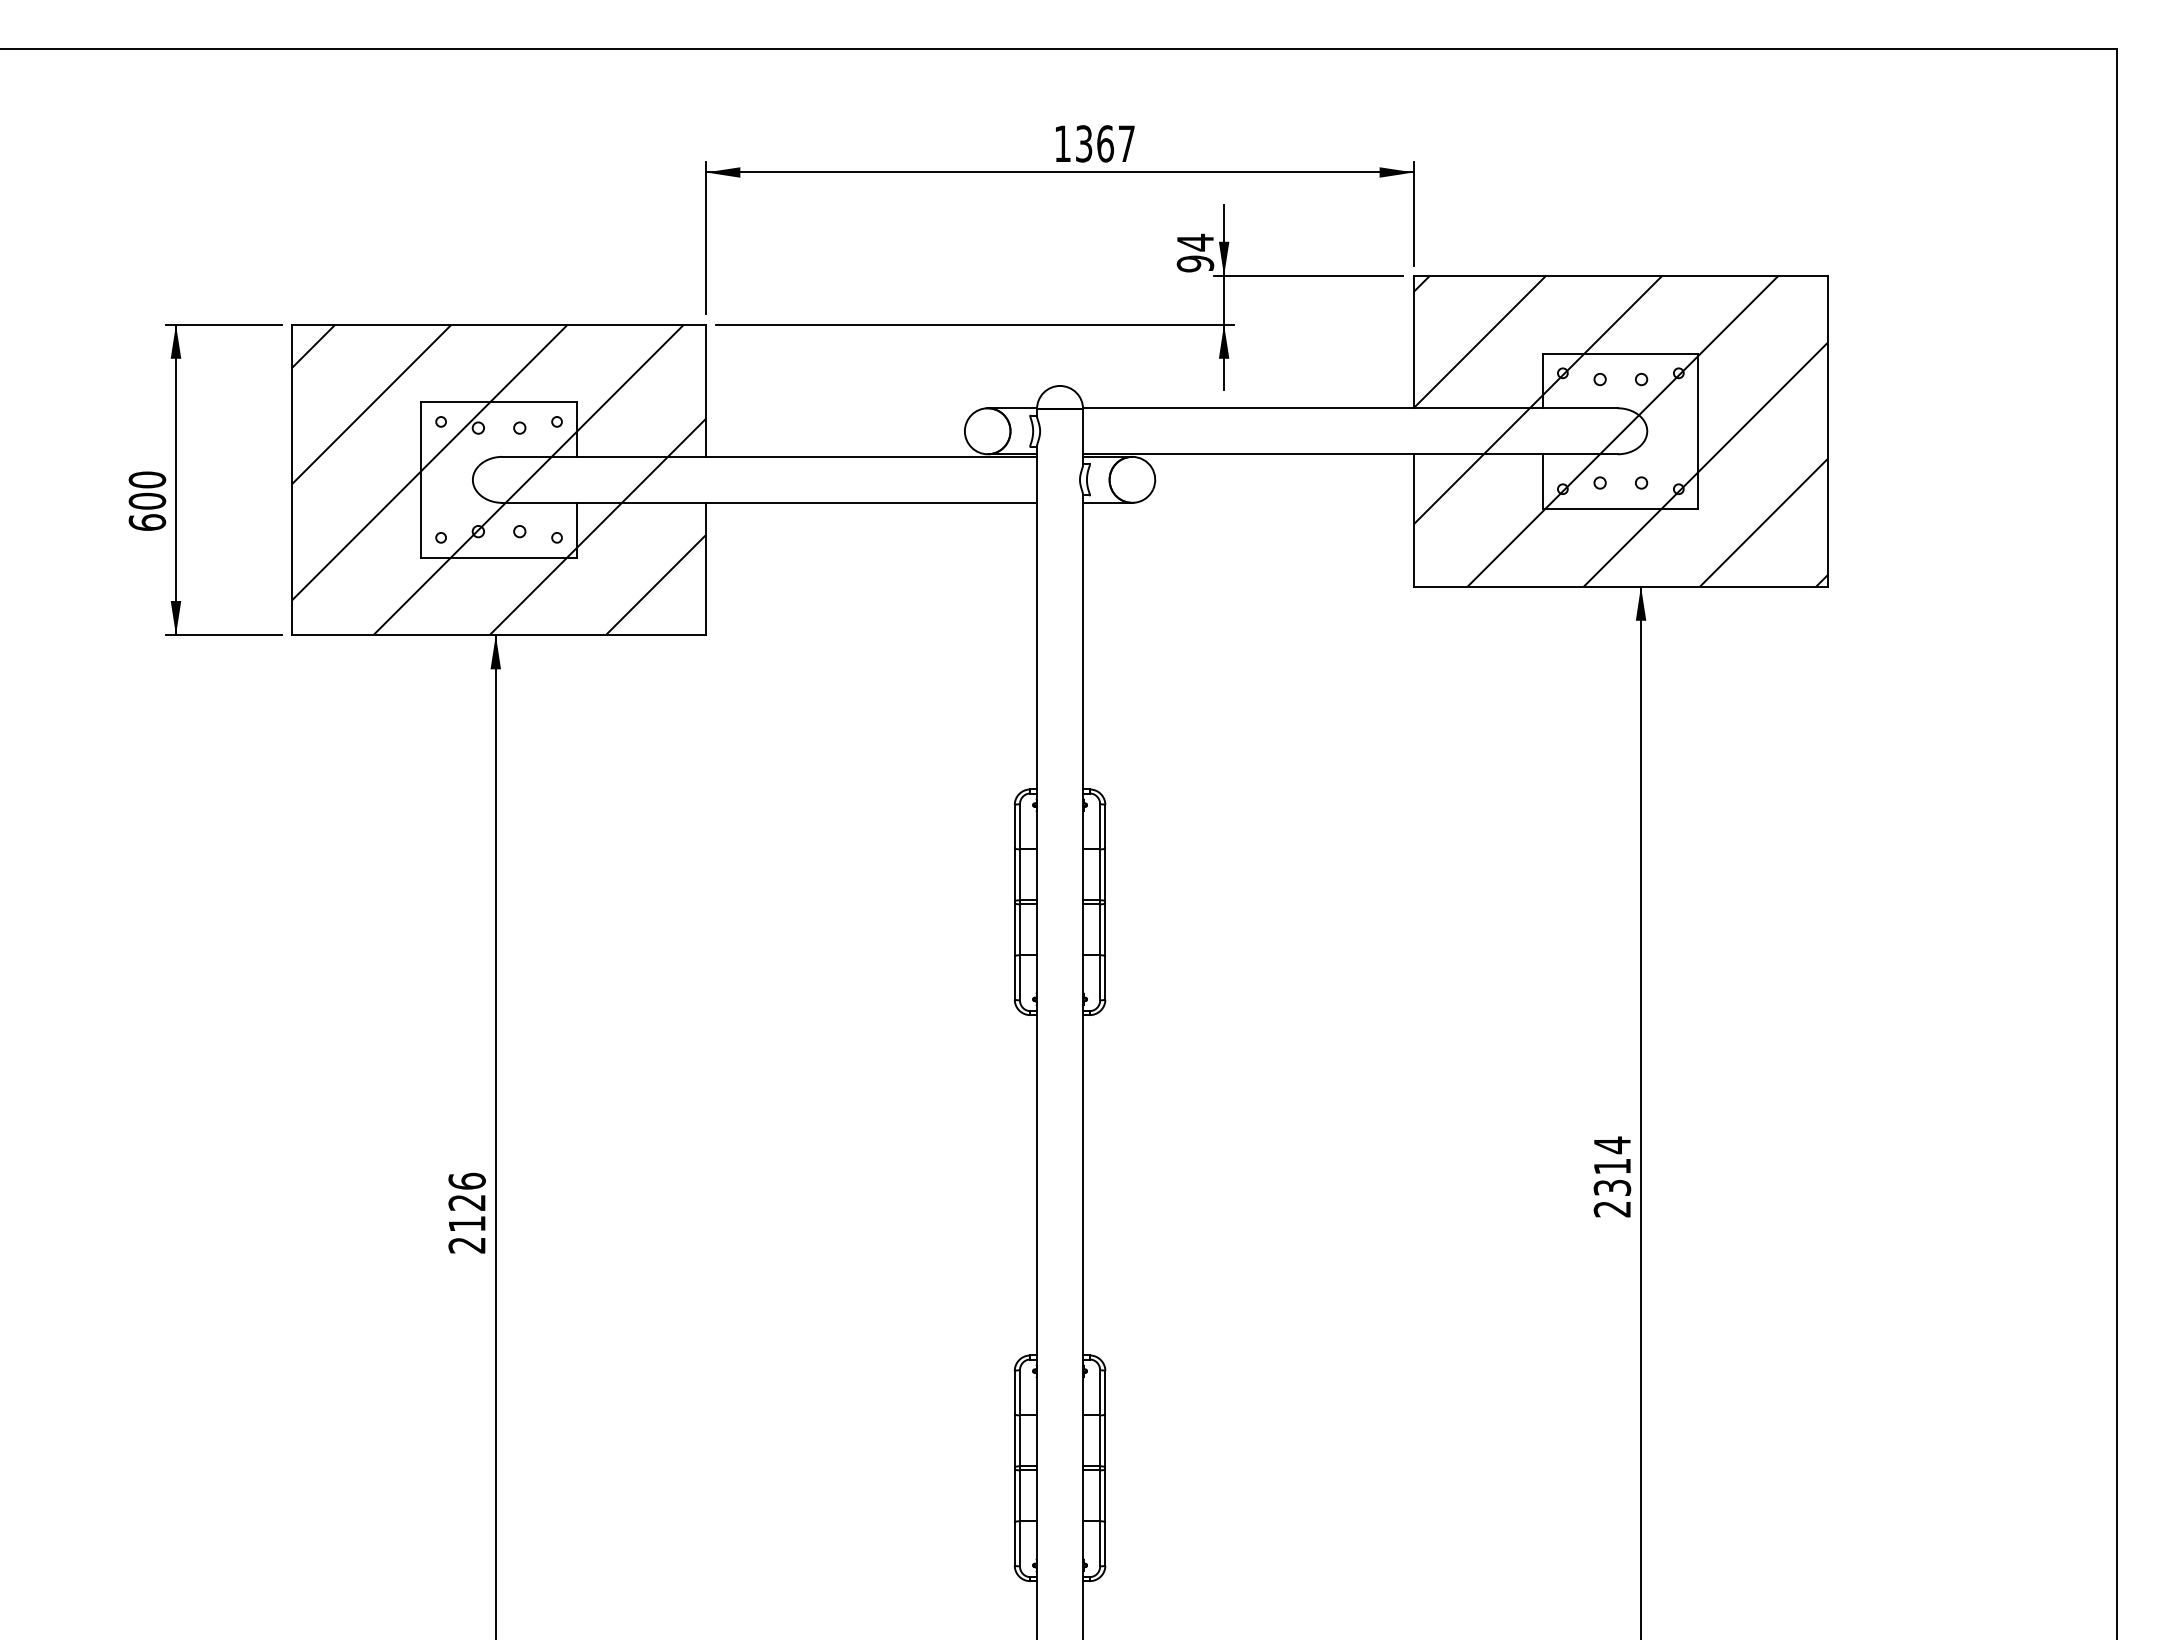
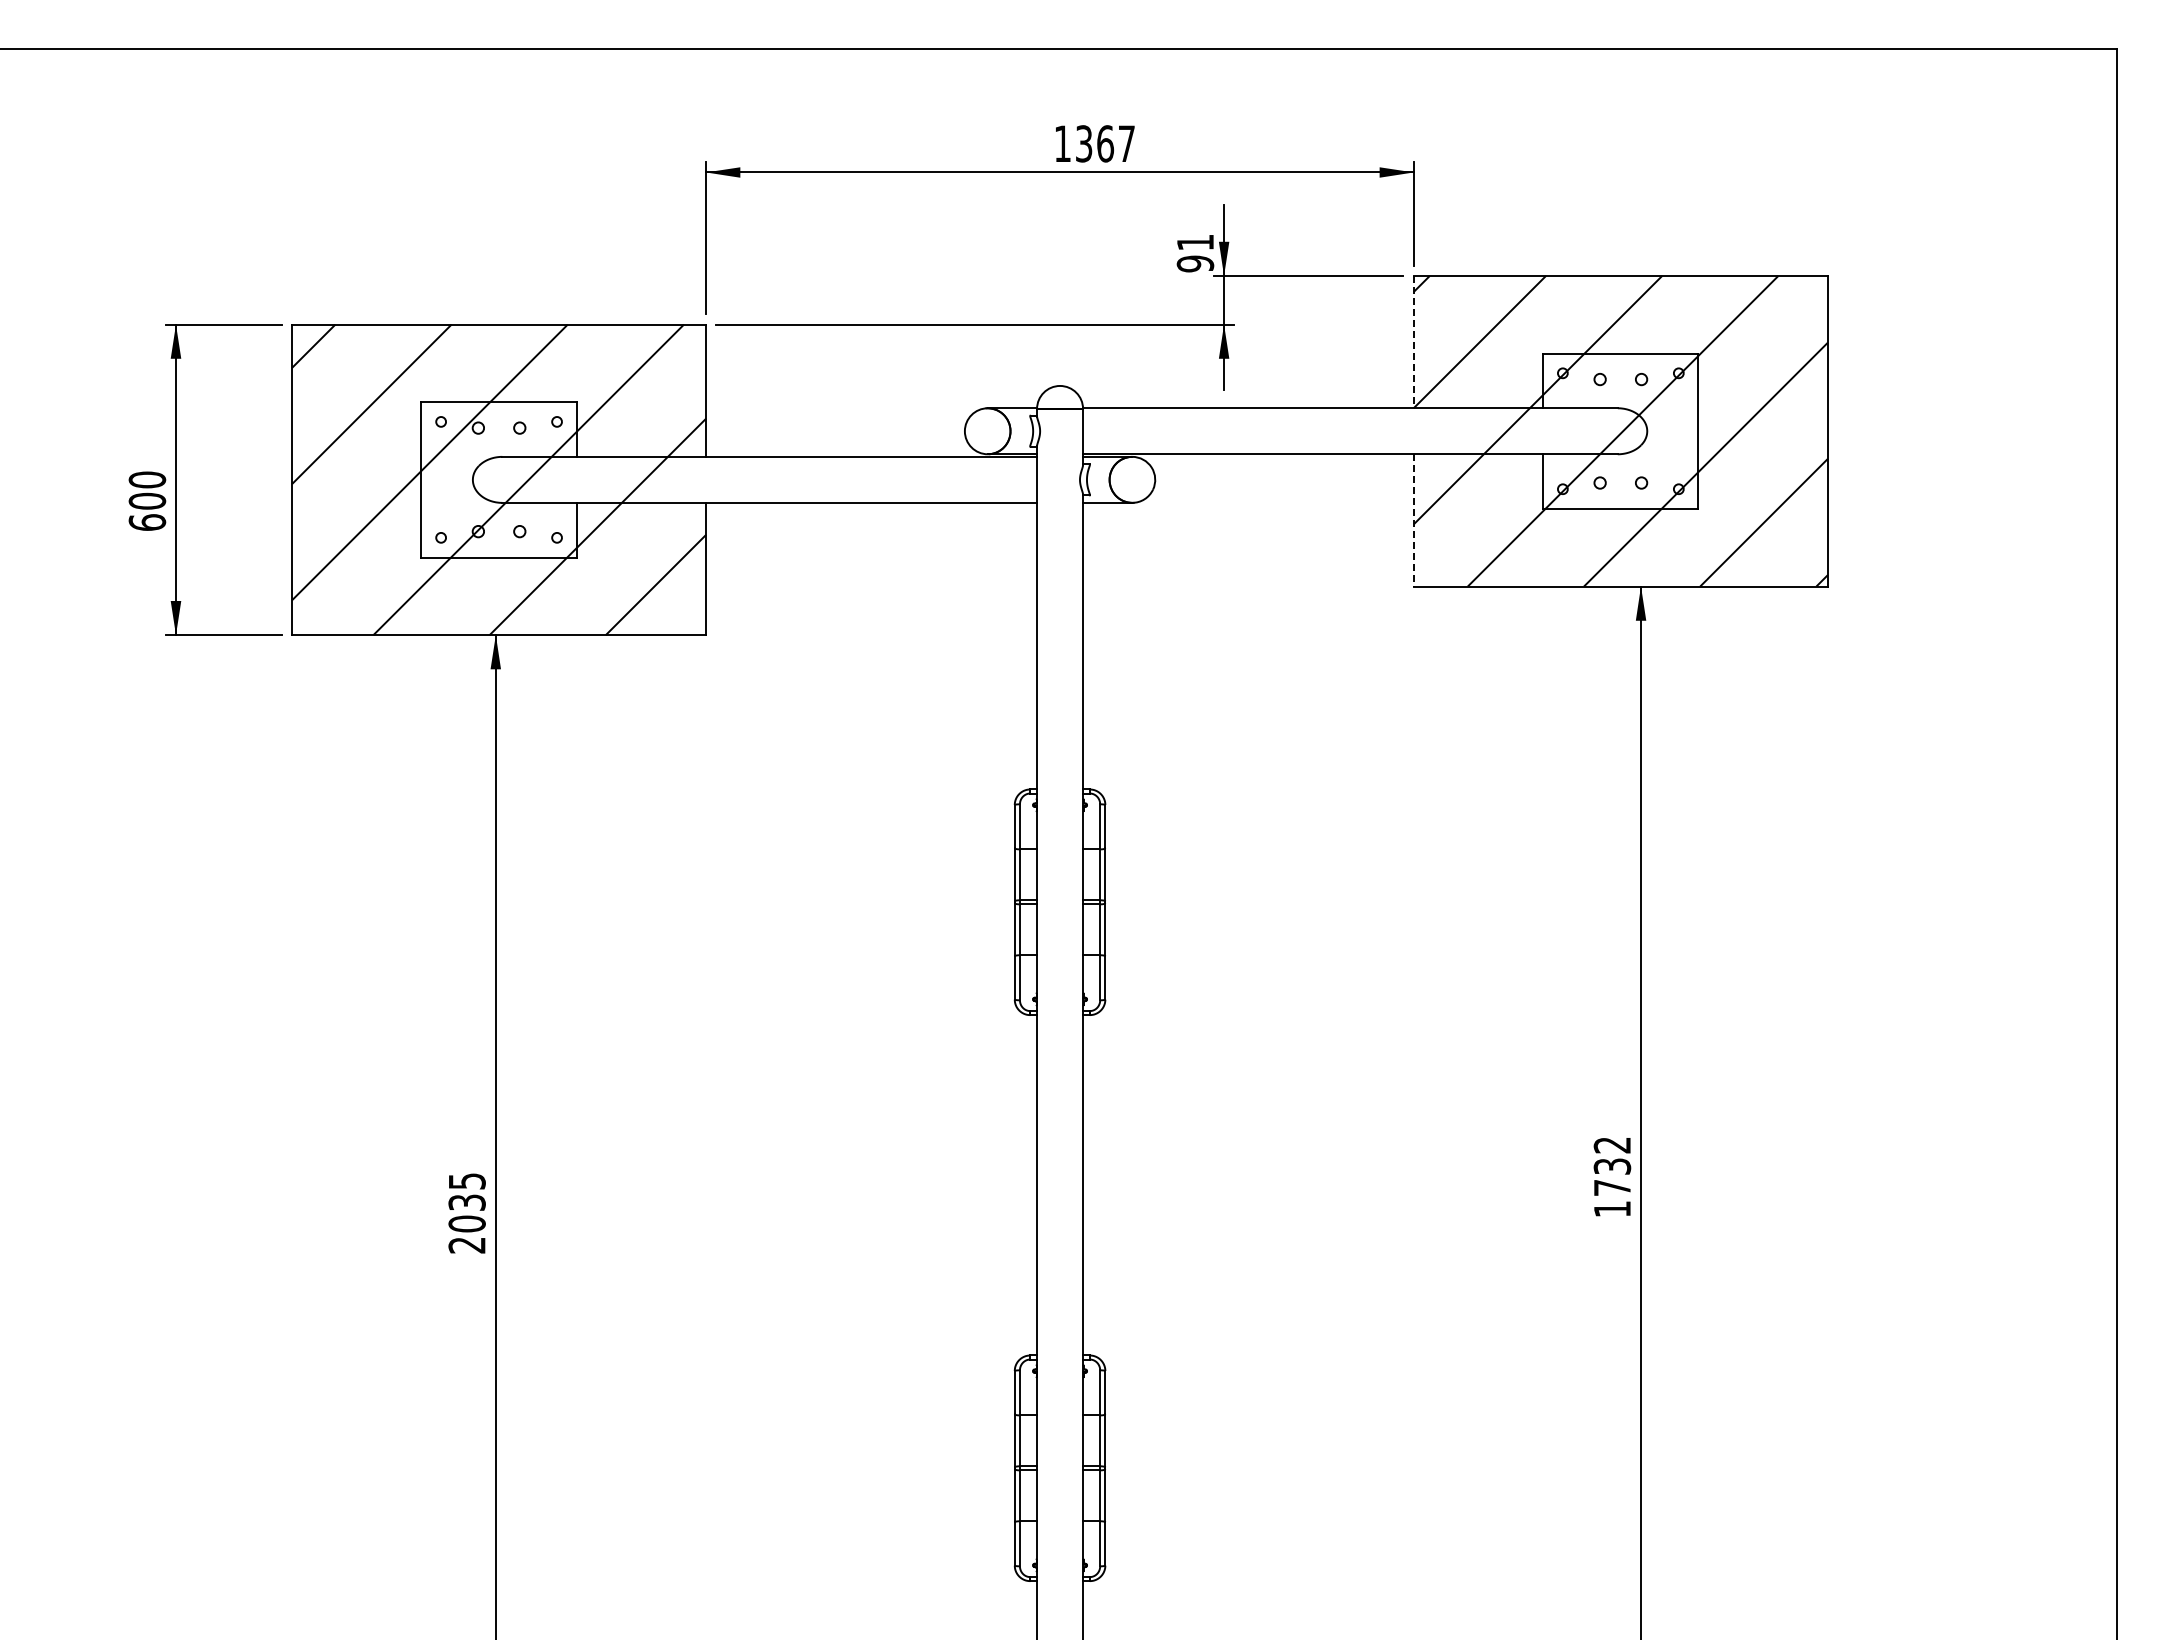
text: 94 -> 91 (1195, 242)
line: solid -> dashed (1413, 342)
line: solid -> dashed (1413, 520)
text: 2314 -> 1732 (1612, 1176)
text: 2126 -> 2035 (466, 1202)
